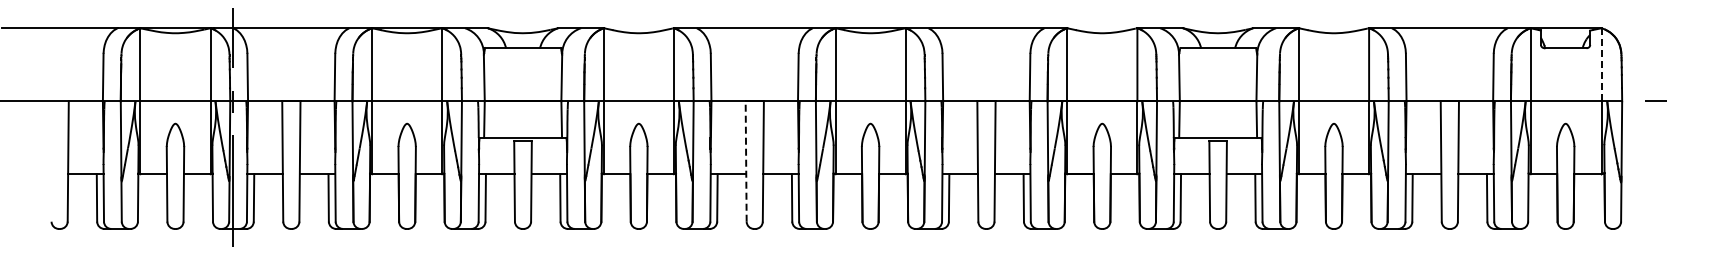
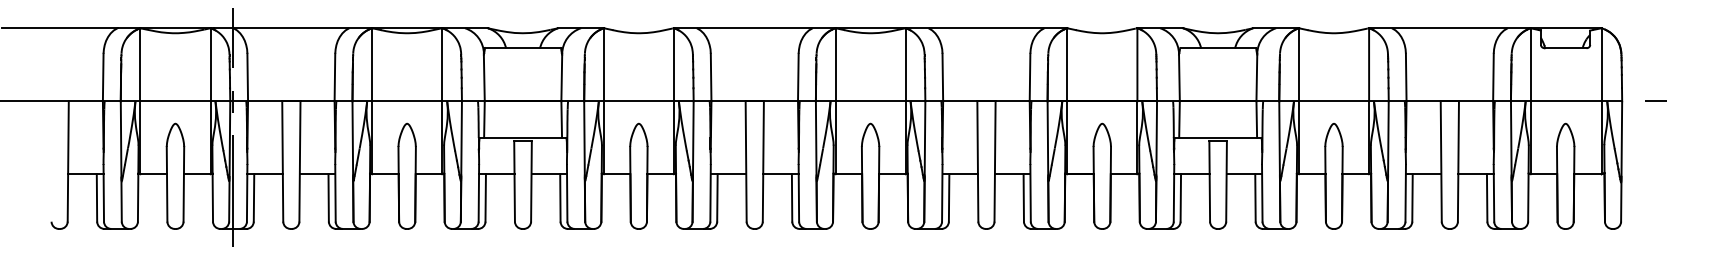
line: dashed -> solid (1601, 65)
line: dashed -> solid (746, 160)
